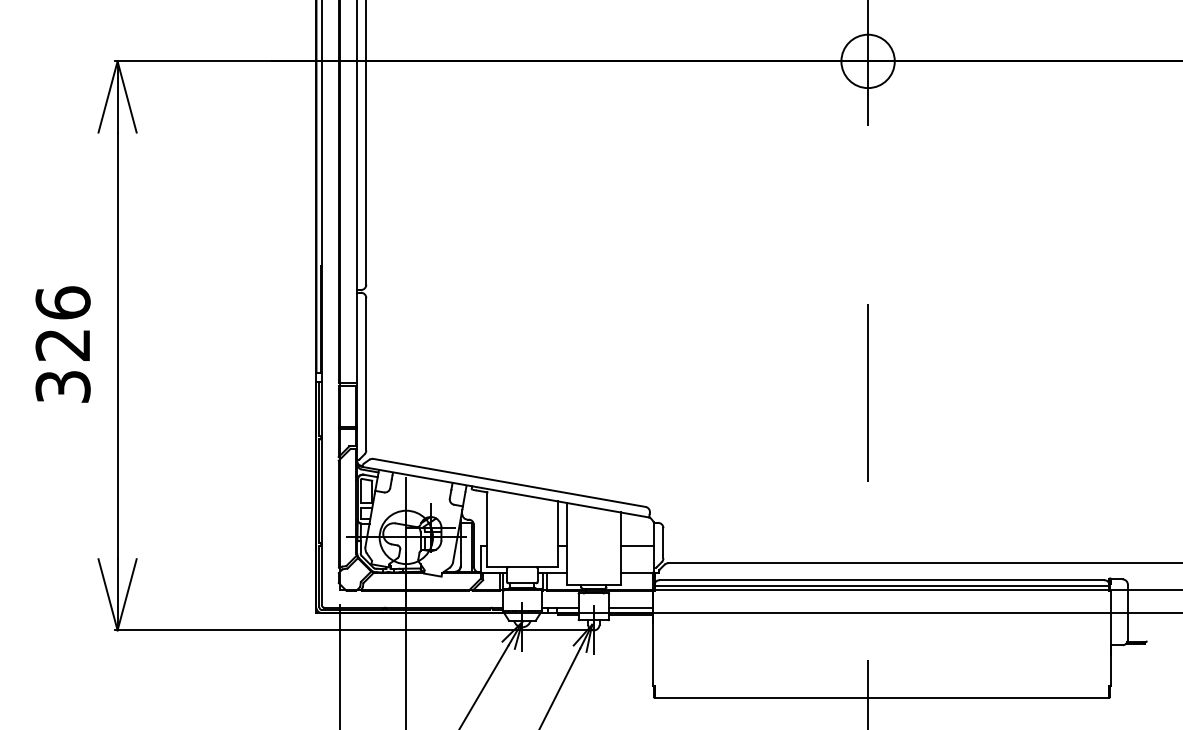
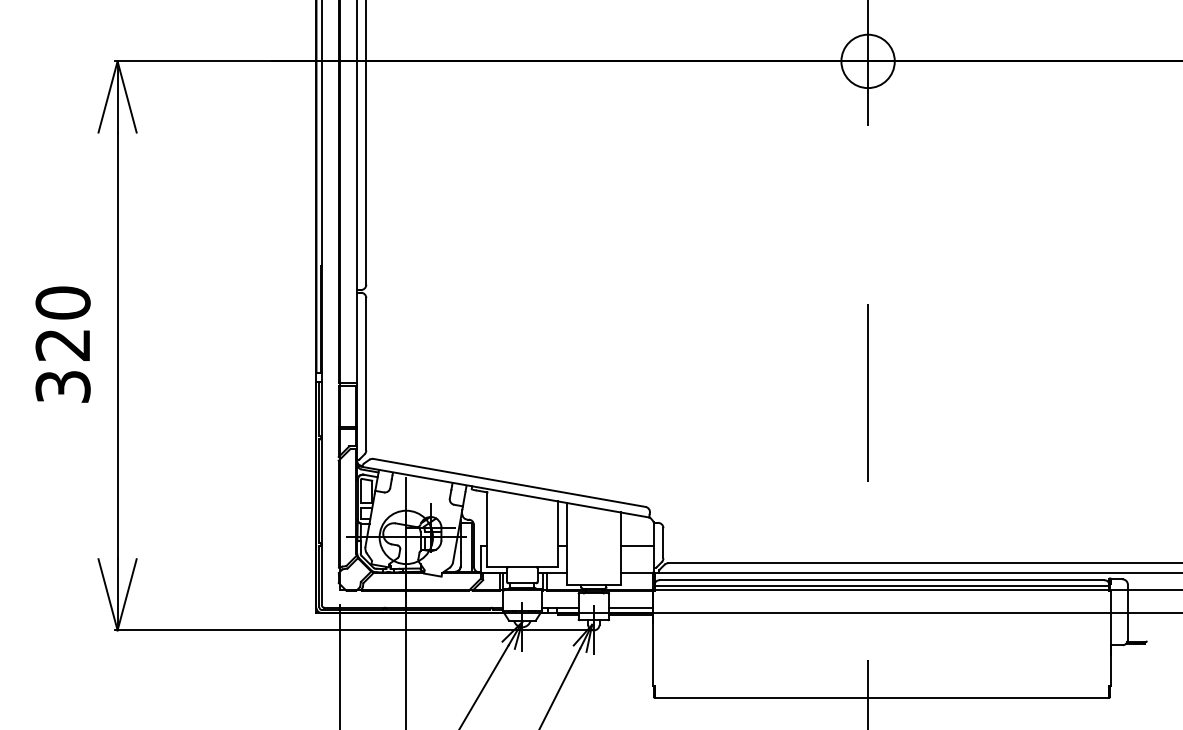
text: 326 -> 320 (62, 302)
line: none -> present (919, 573)
